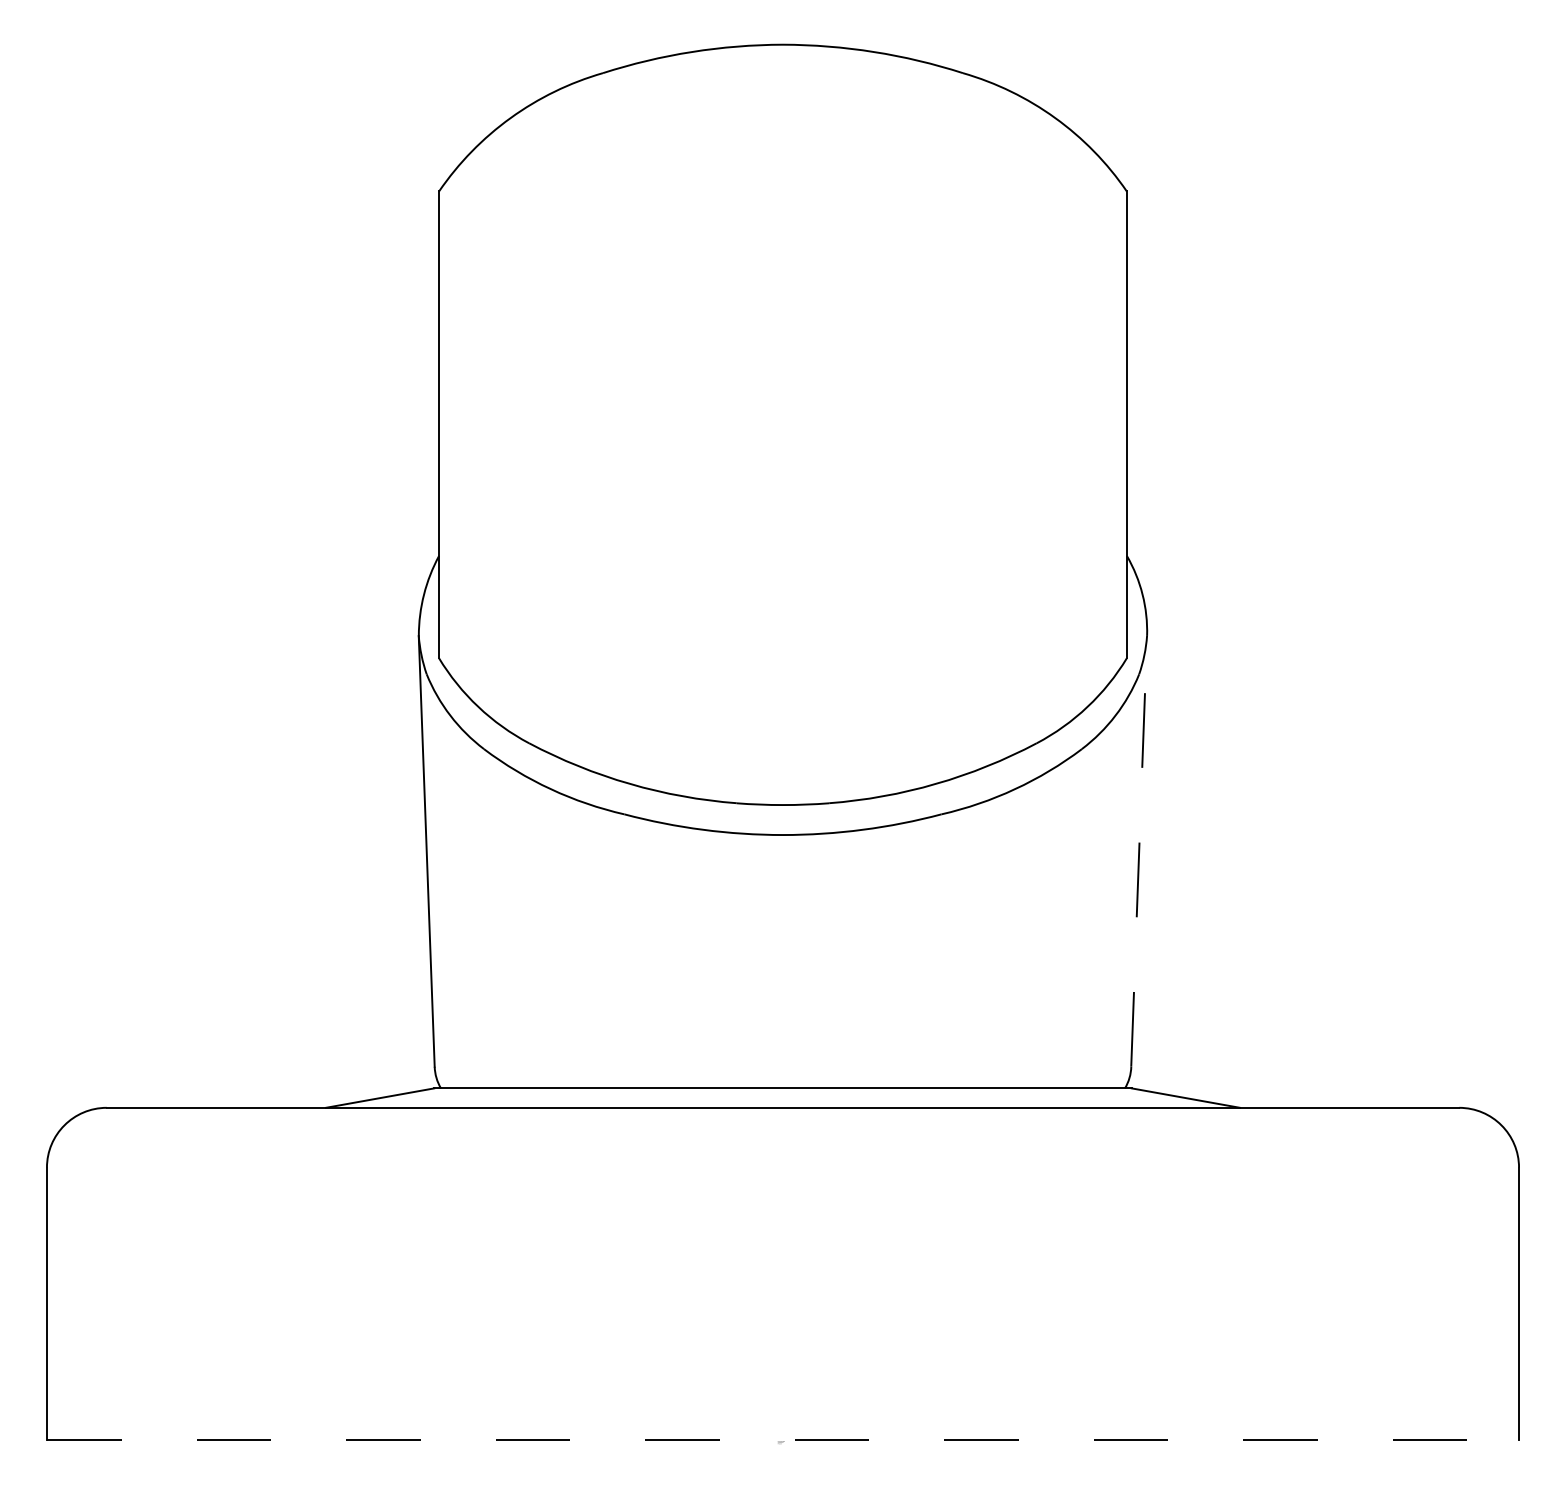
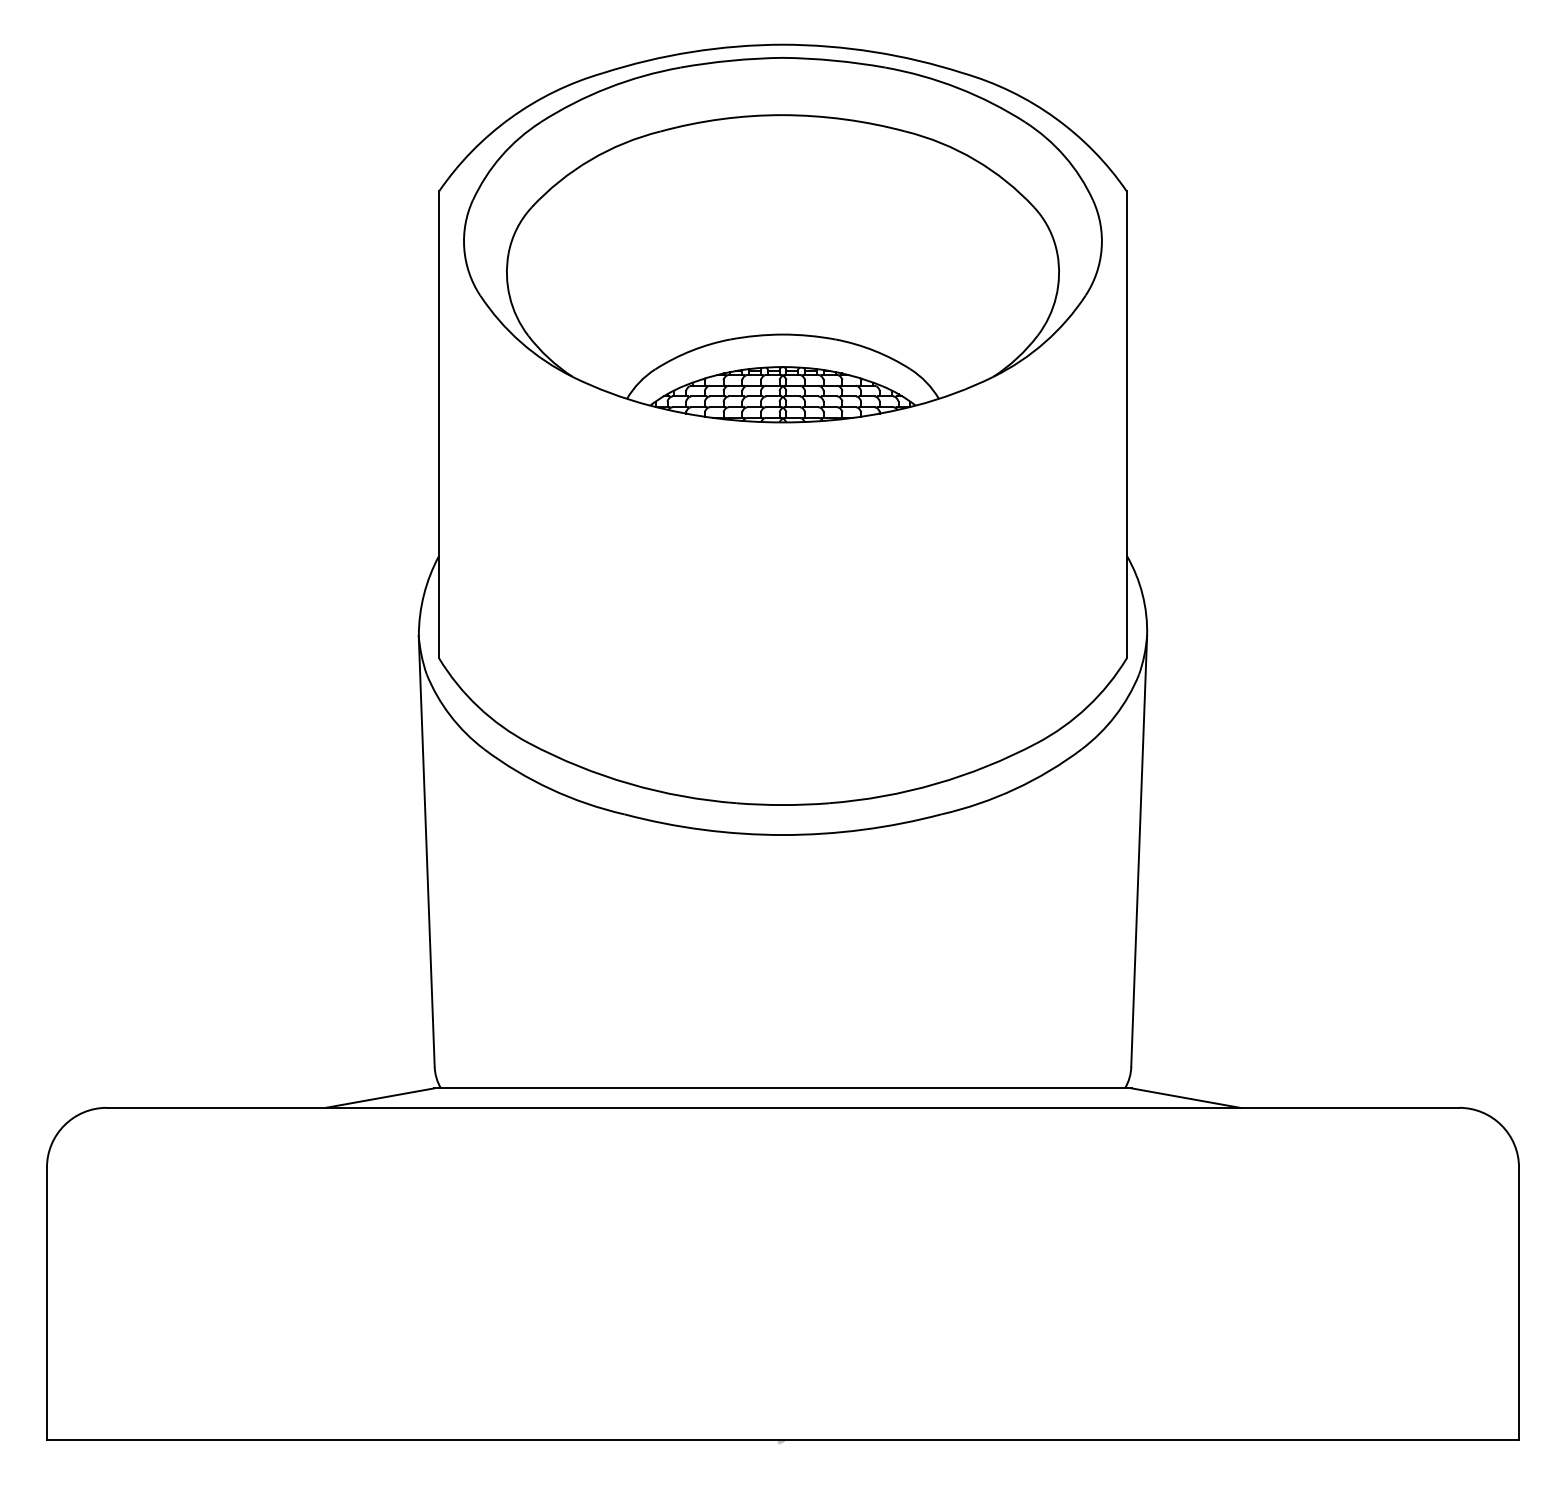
part: none -> present (782, 240)
line: dashed -> solid (1139, 851)
line: dashed -> solid (783, 1440)
